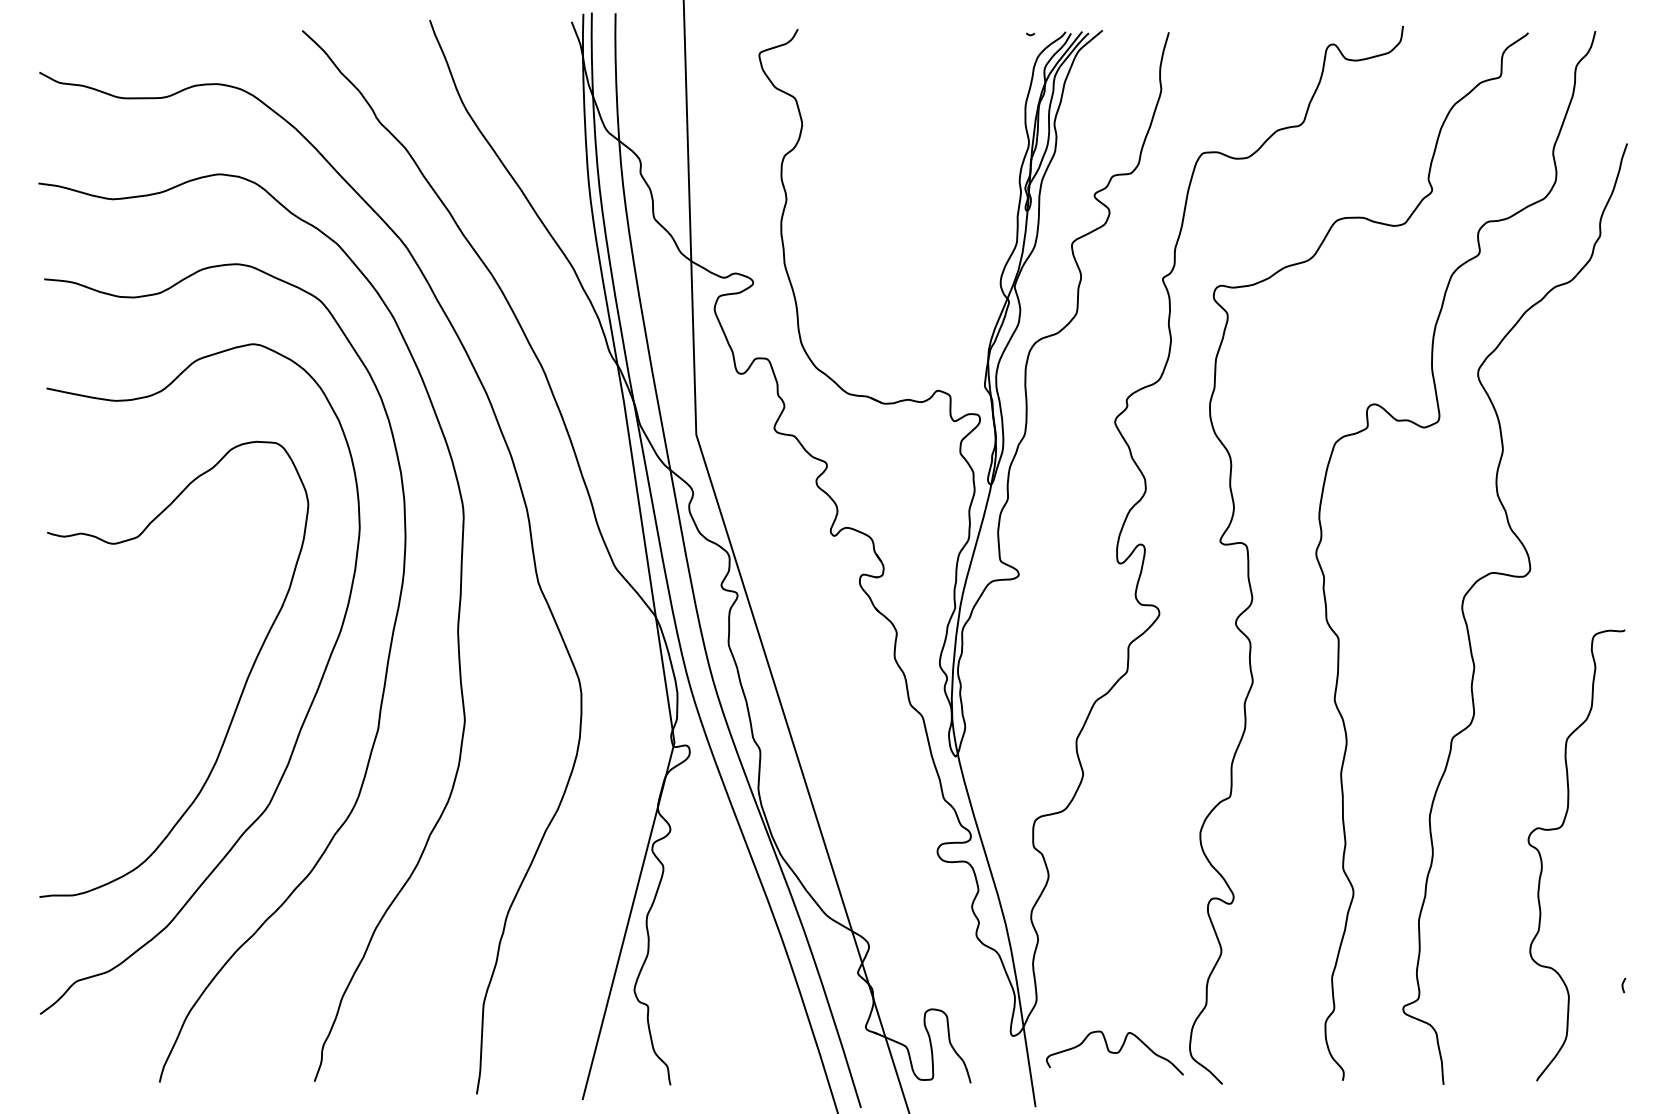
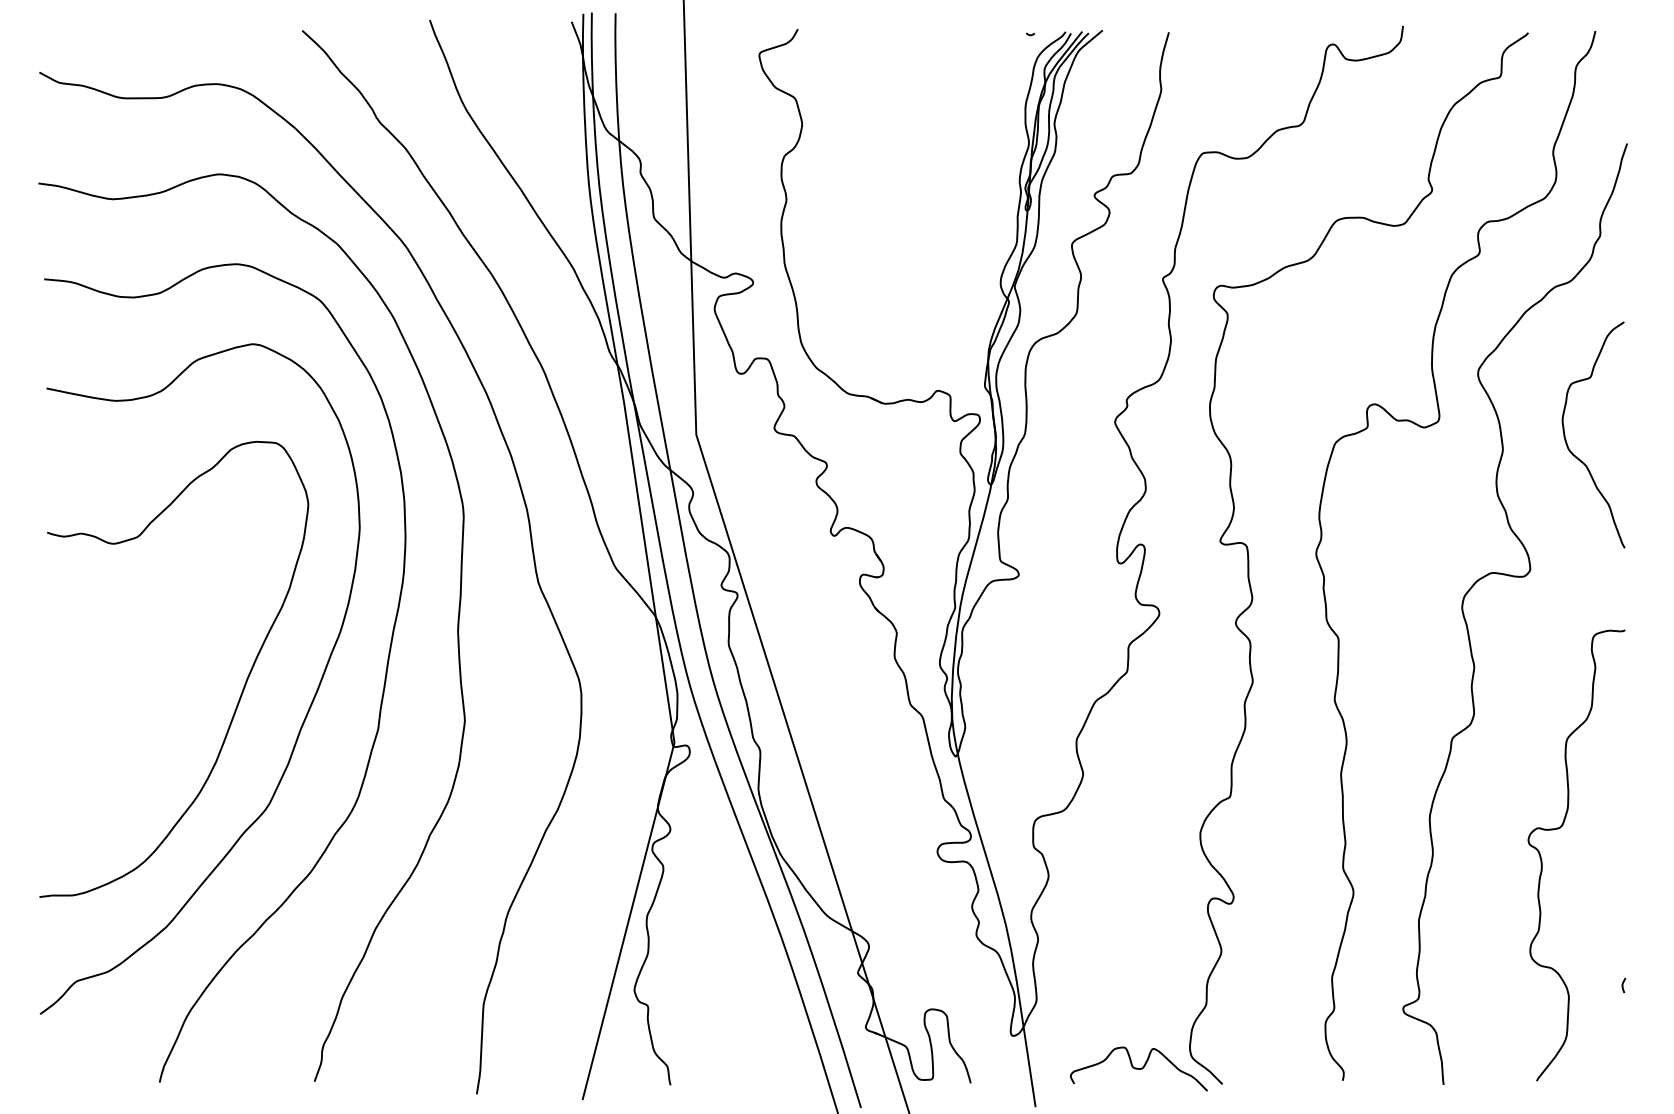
curve: none -> present (1567, 442)
curve position: (1114, 1052) -> (1138, 1068) (1138, 1068)
